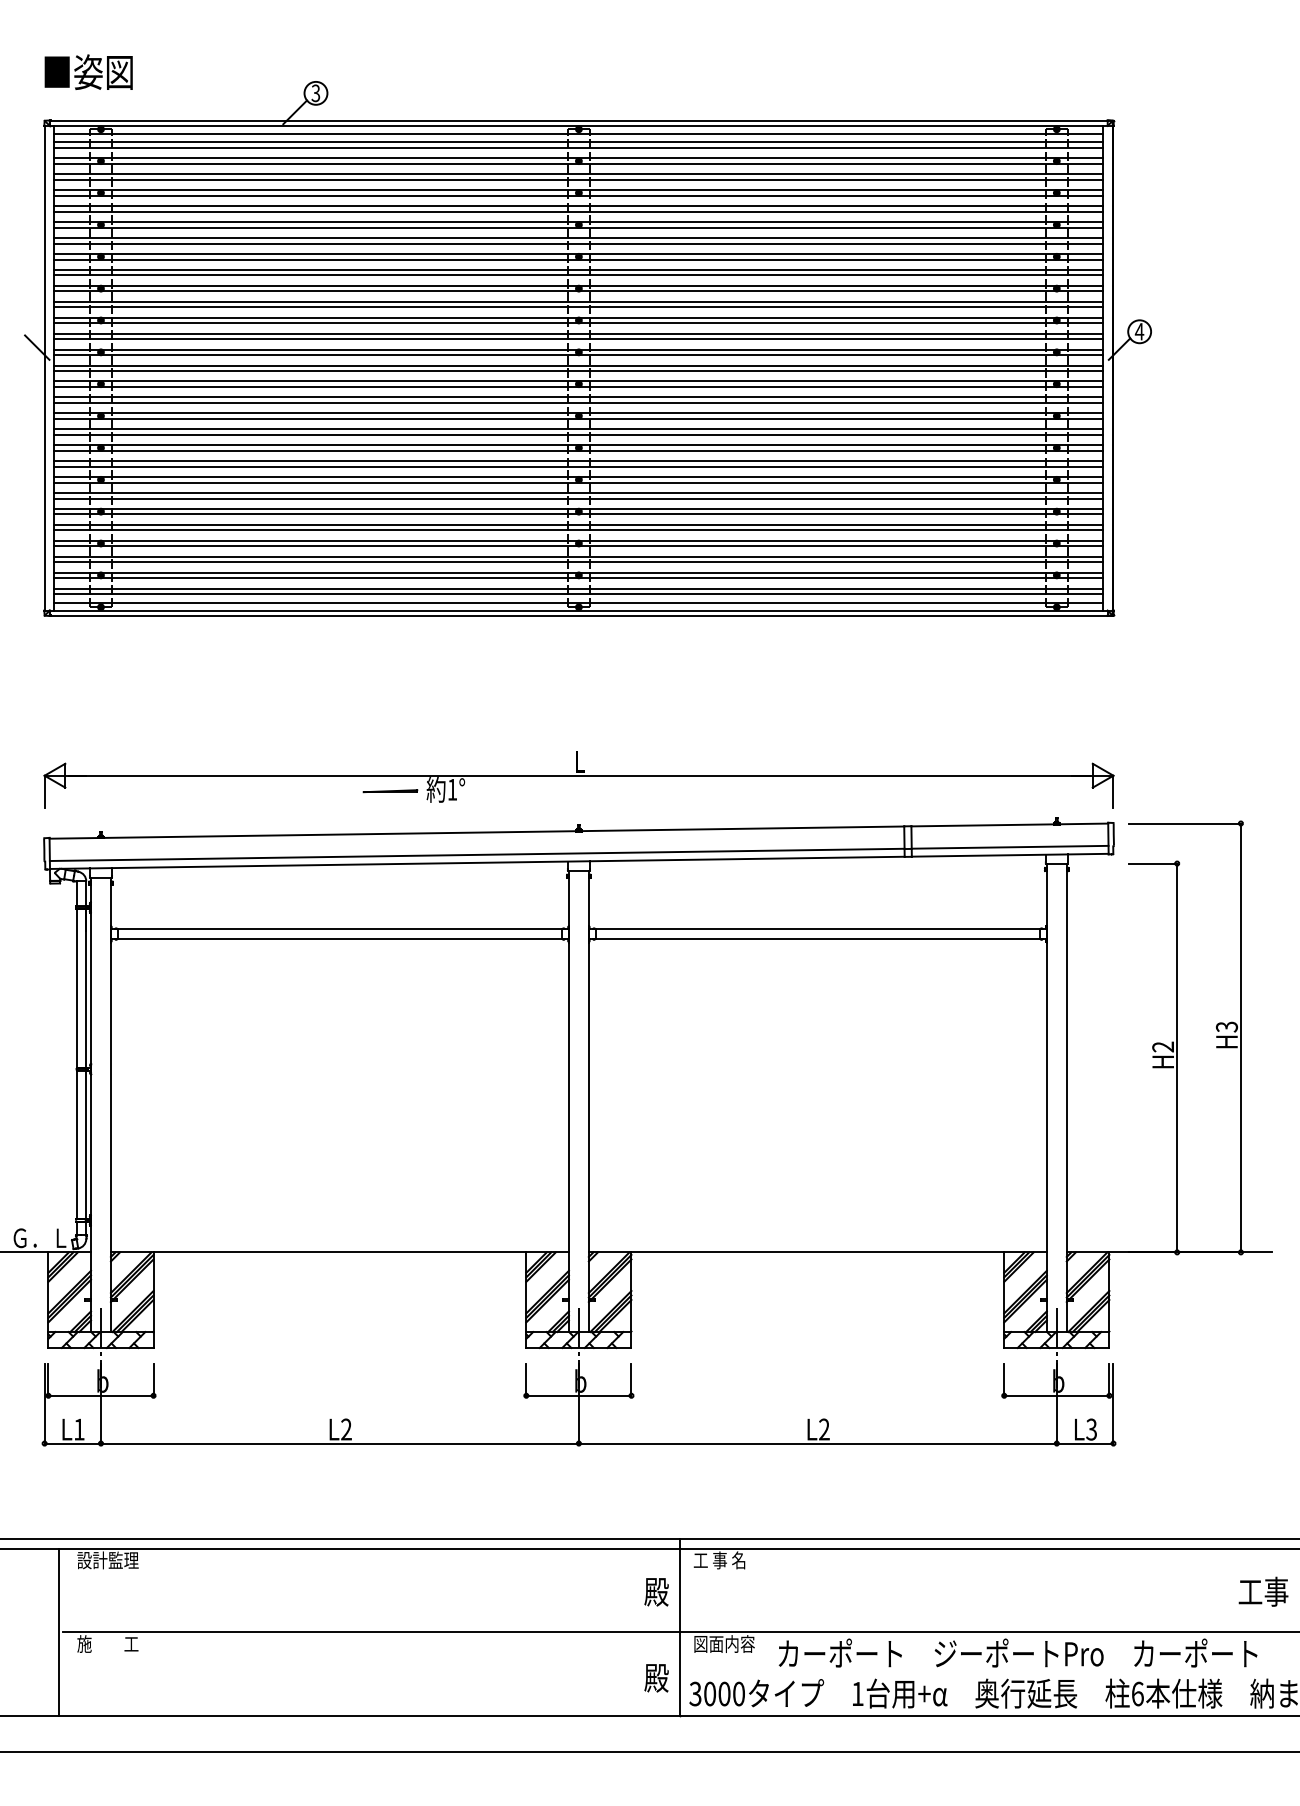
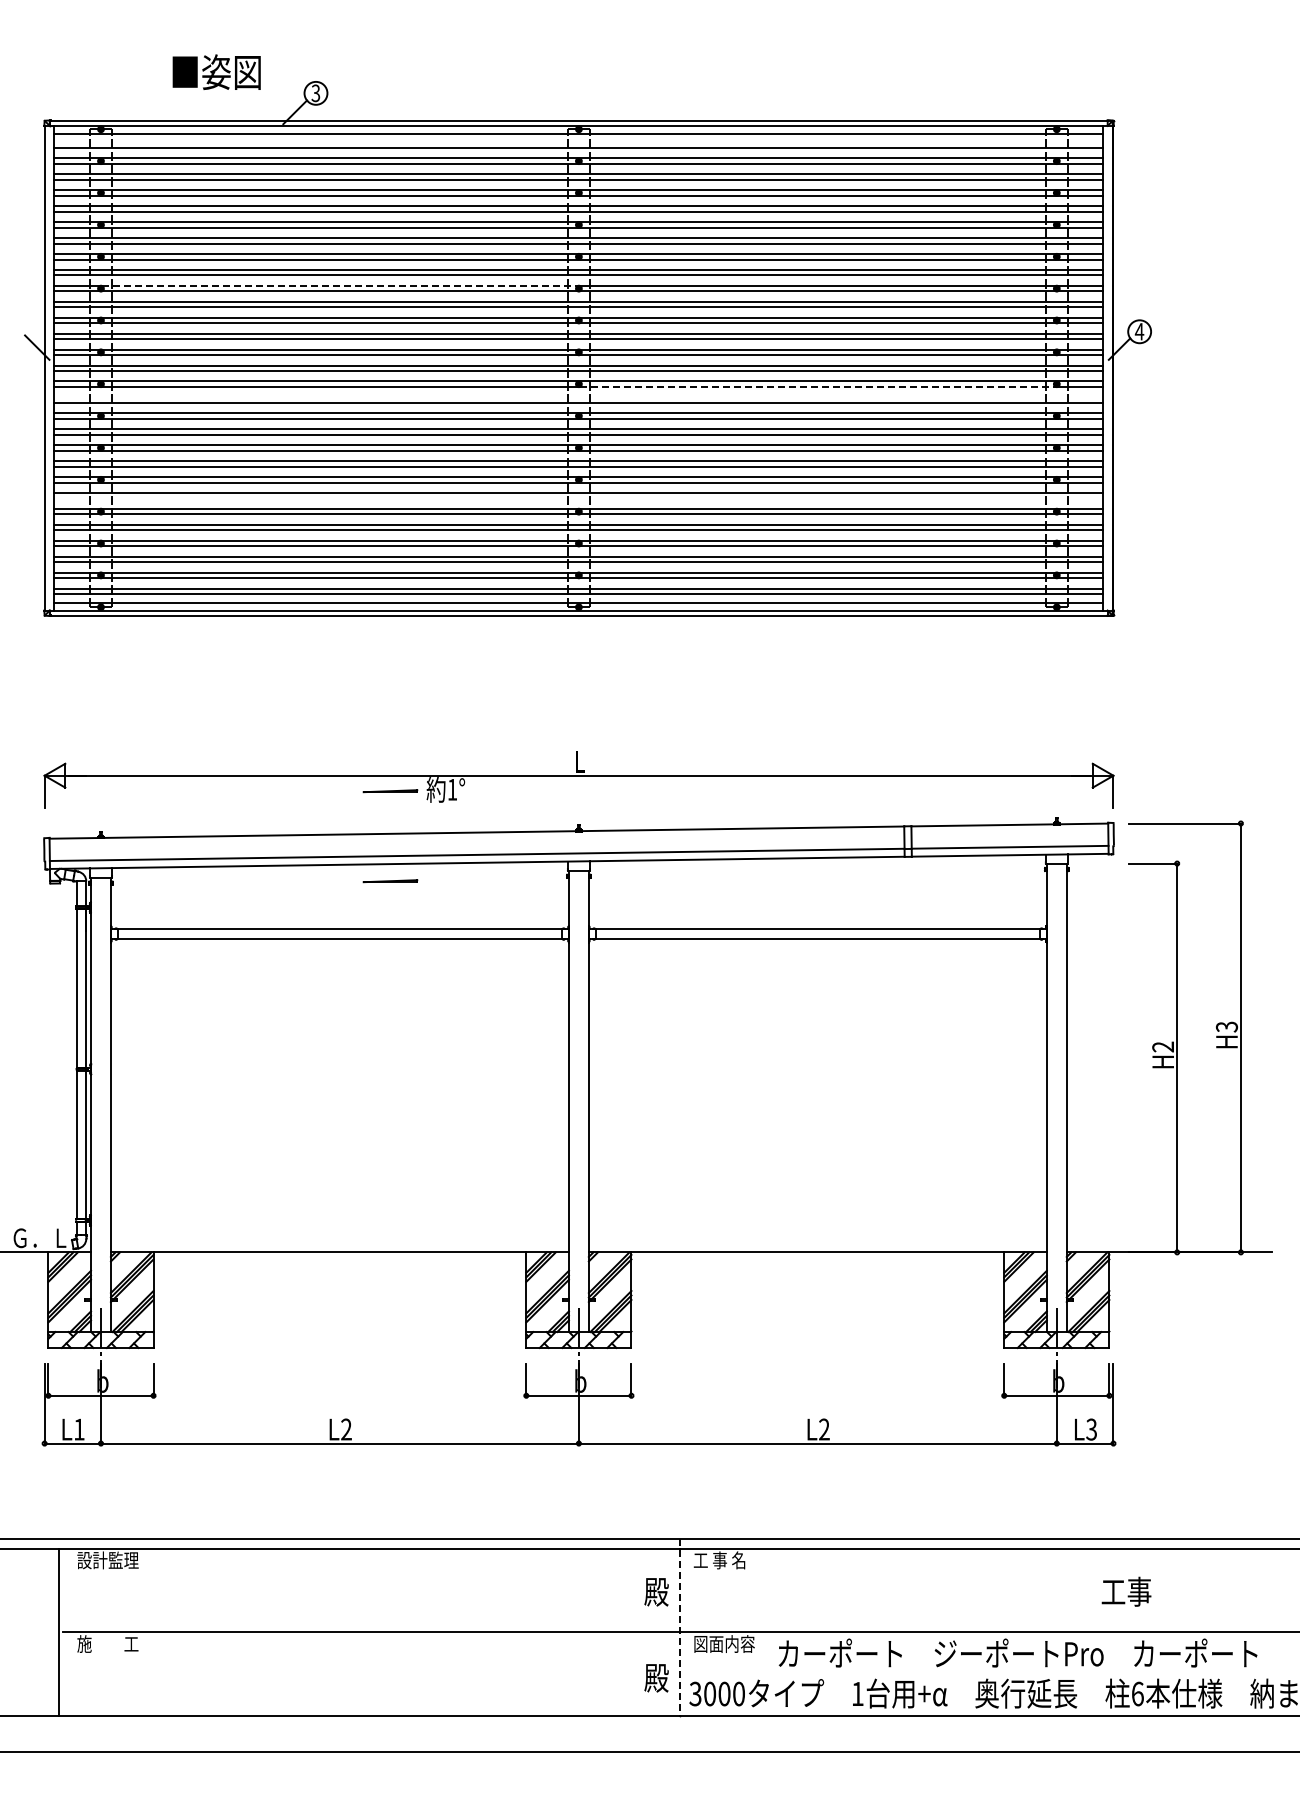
text position: (88, 71) -> (216, 71) (216, 71)
line: present -> none (578, 142)
line: solid -> dashed (340, 285)
line: solid -> dashed (818, 387)
line: present -> none (578, 397)
line: present -> none (578, 498)
line: none -> present (390, 881)
text position: (1263, 1591) -> (1126, 1591) (1126, 1591)
line: solid -> dashed (680, 1628)
